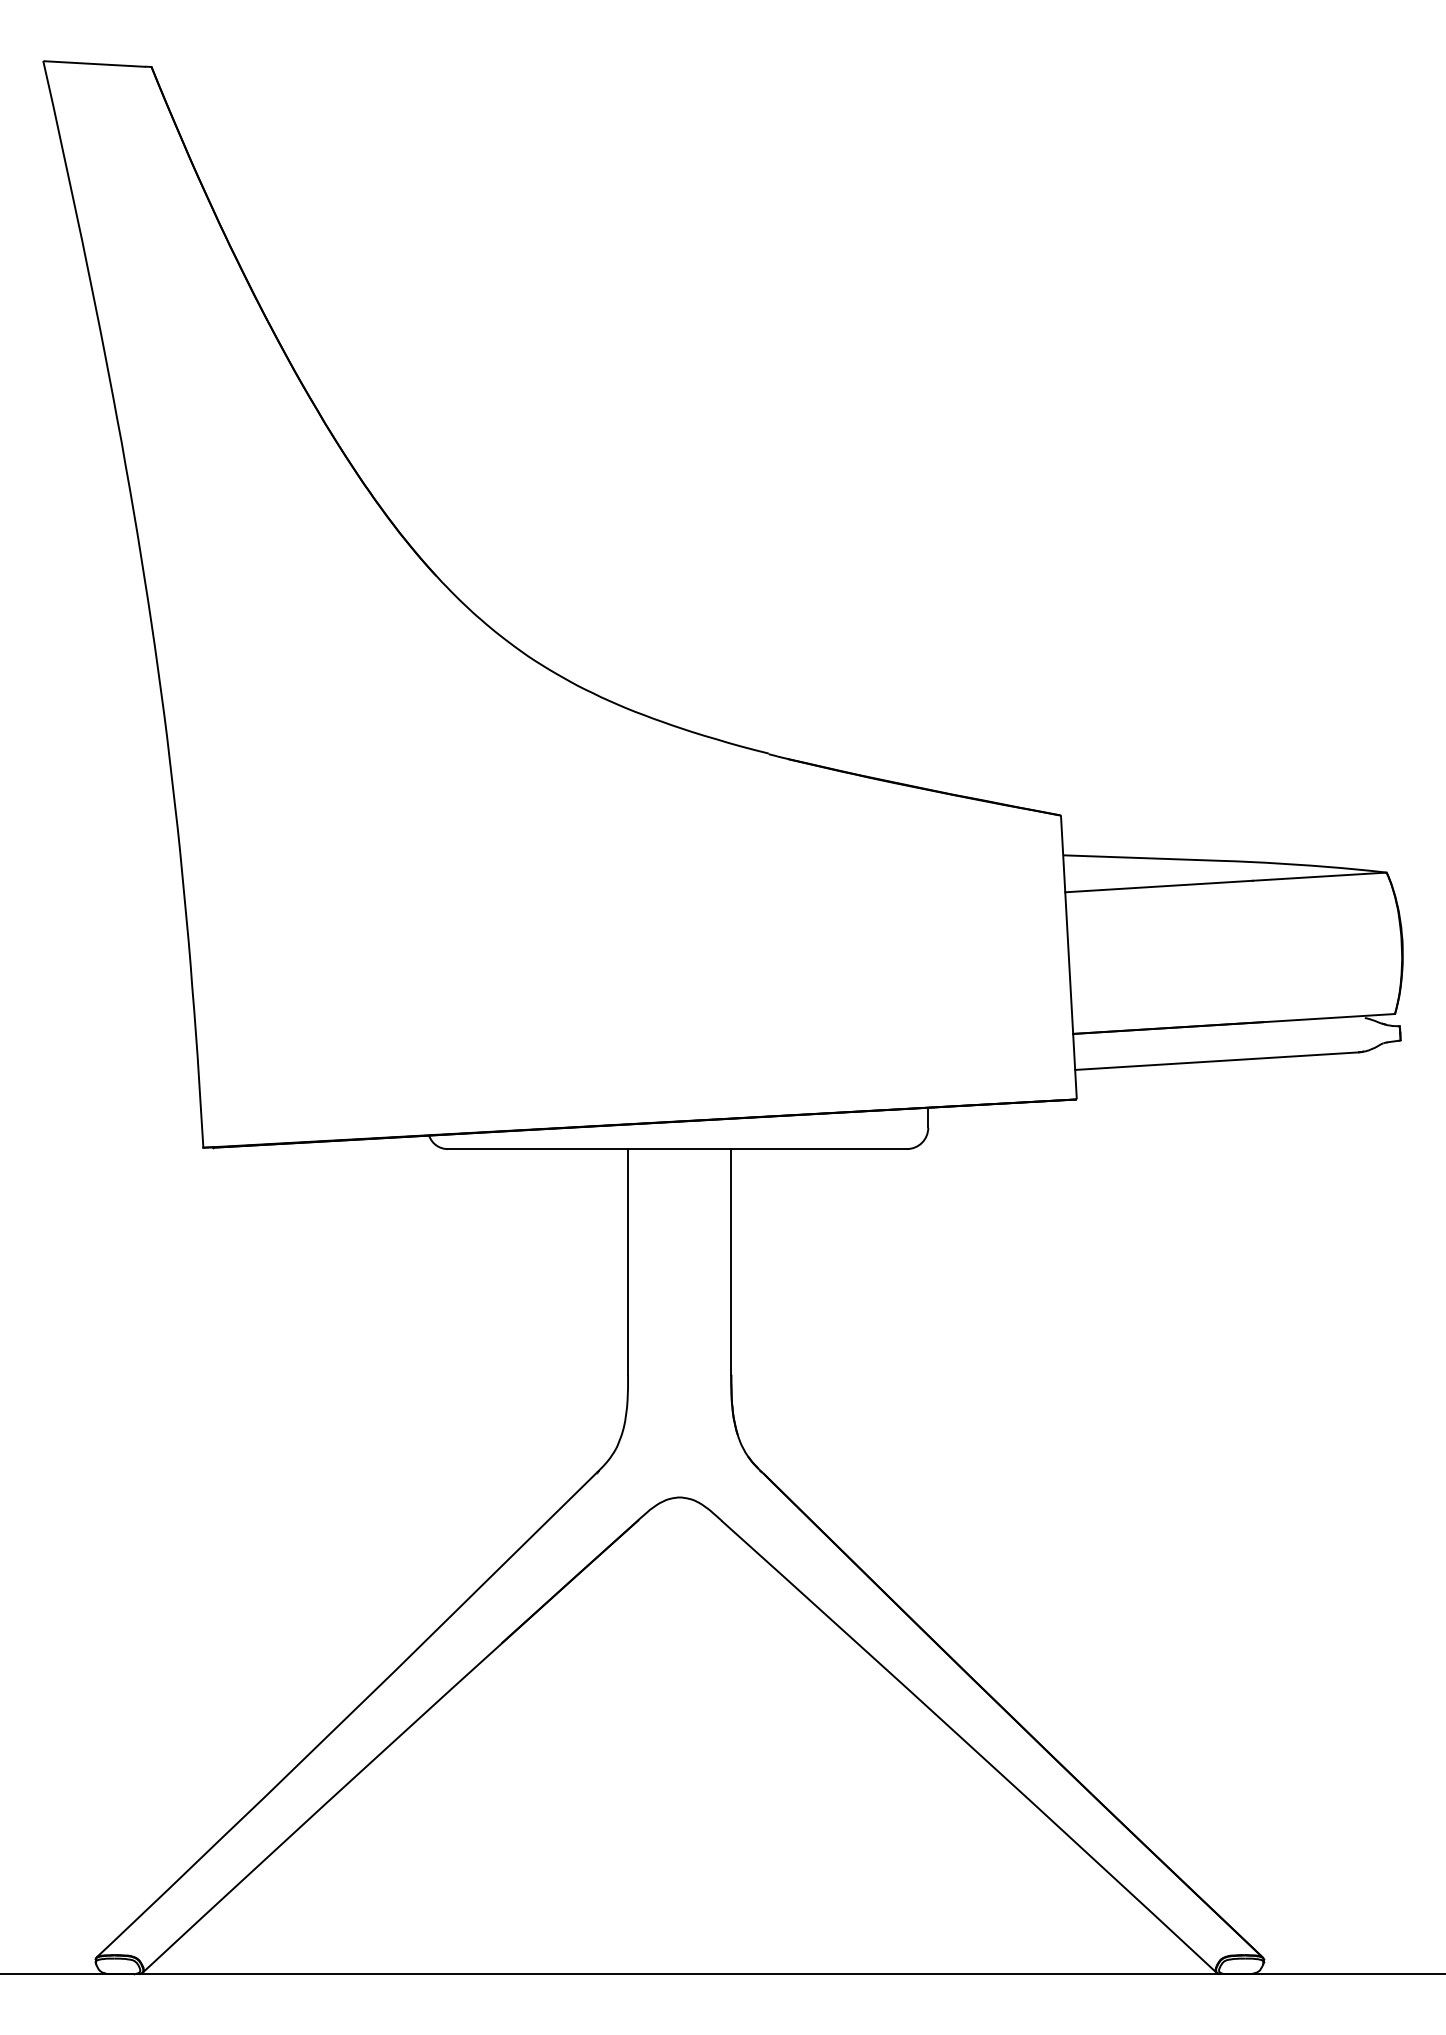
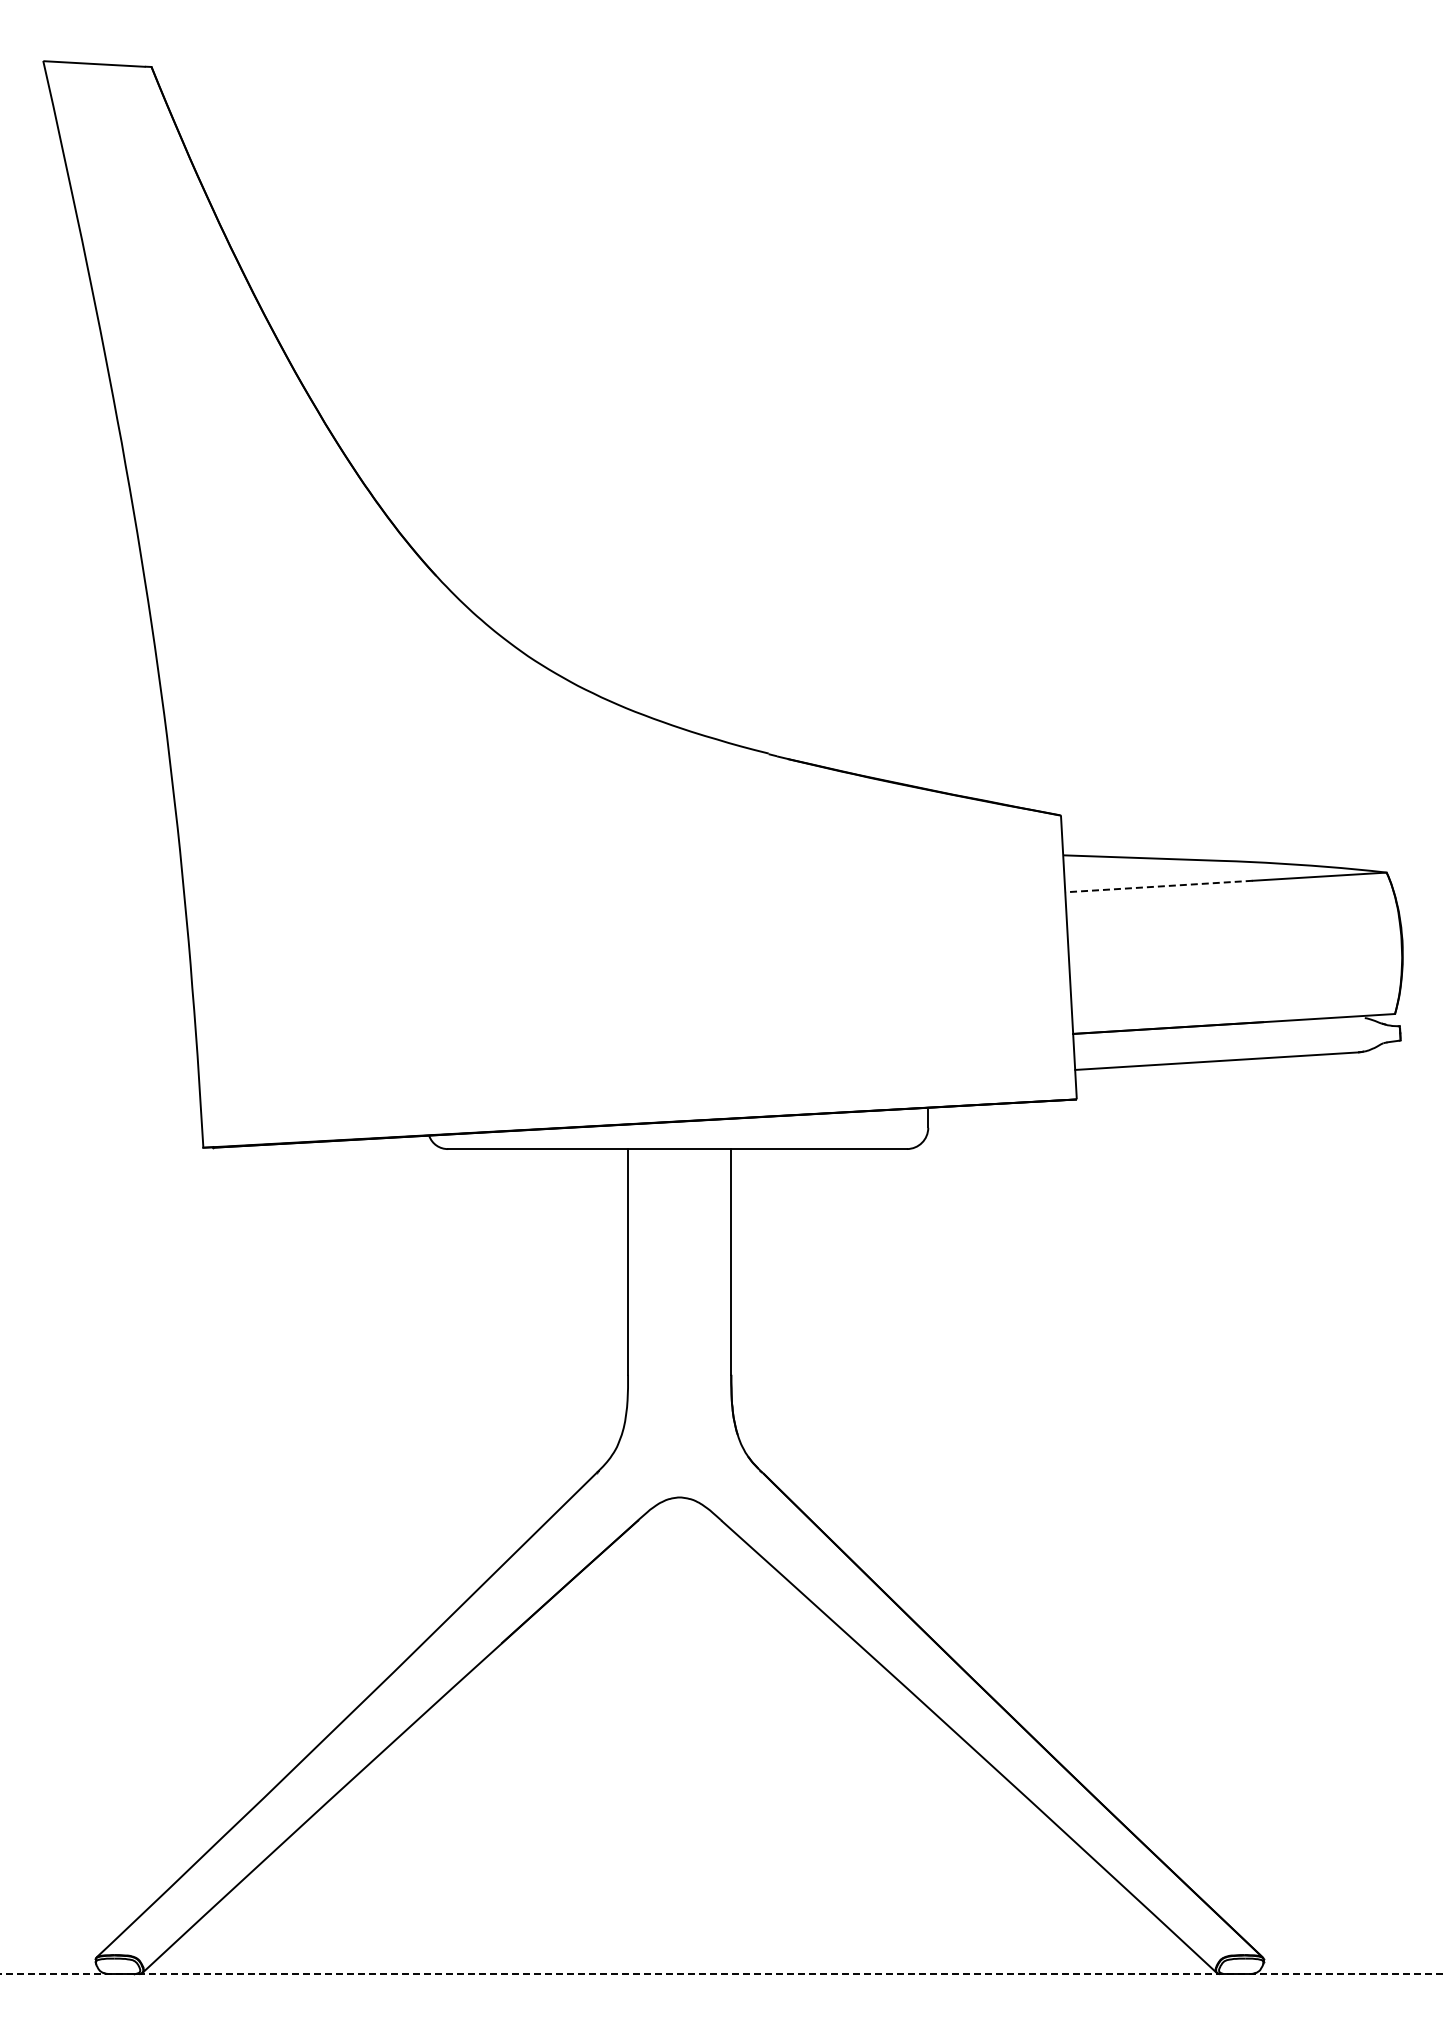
line: solid -> dashed (1158, 886)
line: solid -> dashed (723, 1974)
